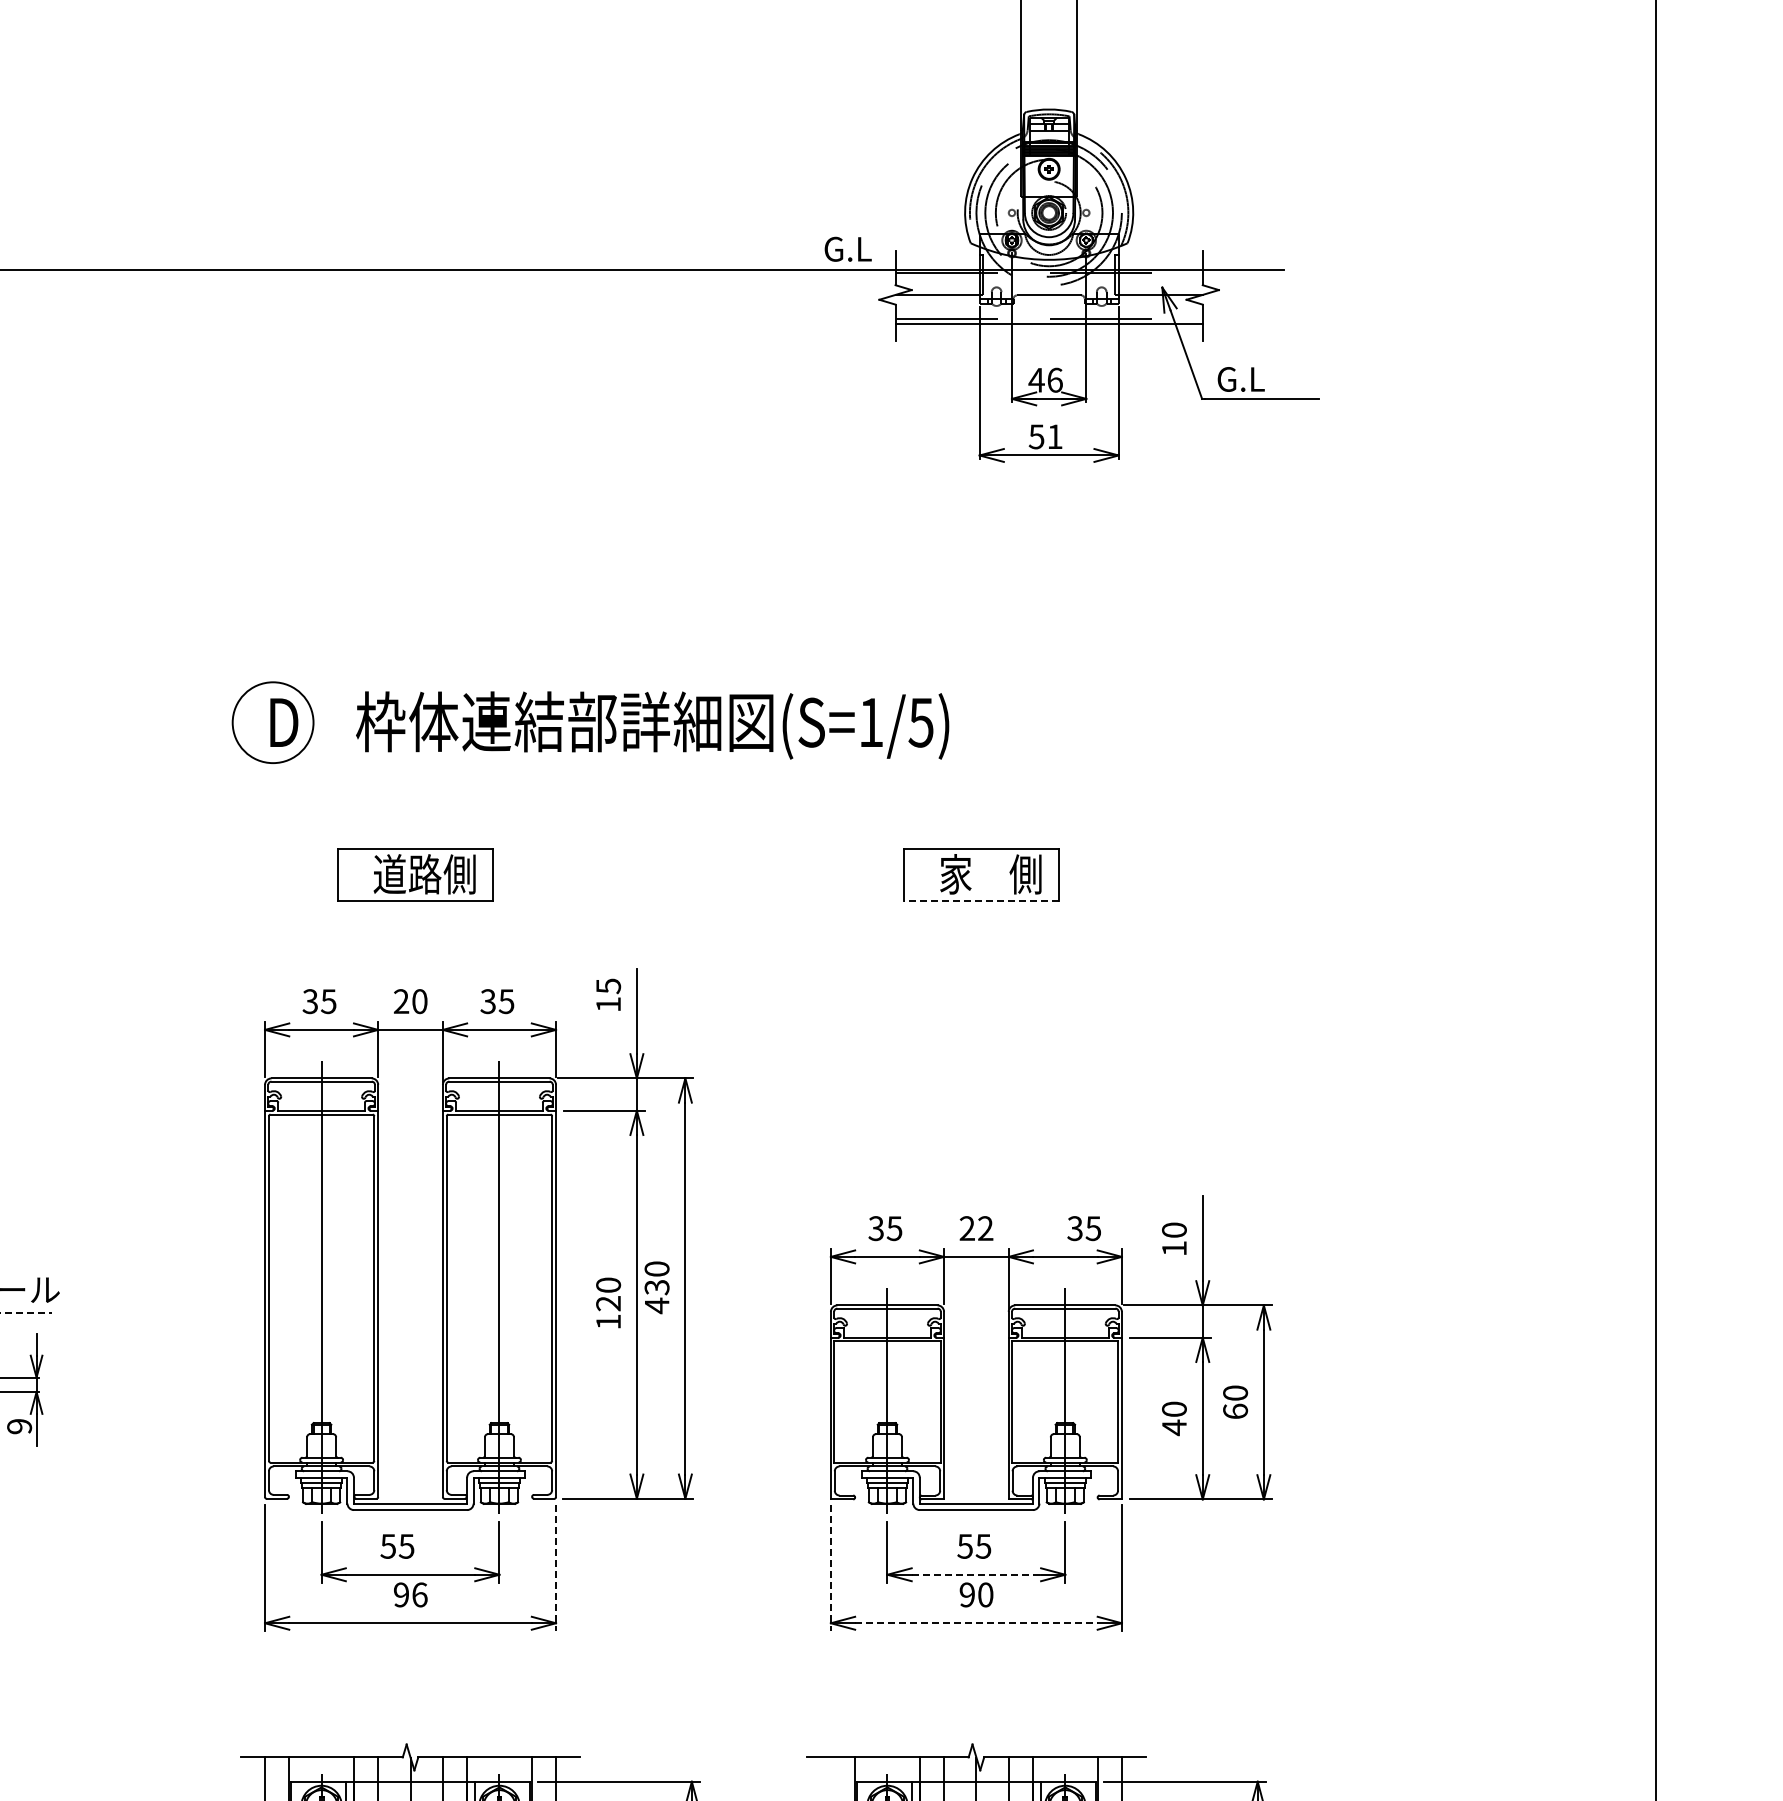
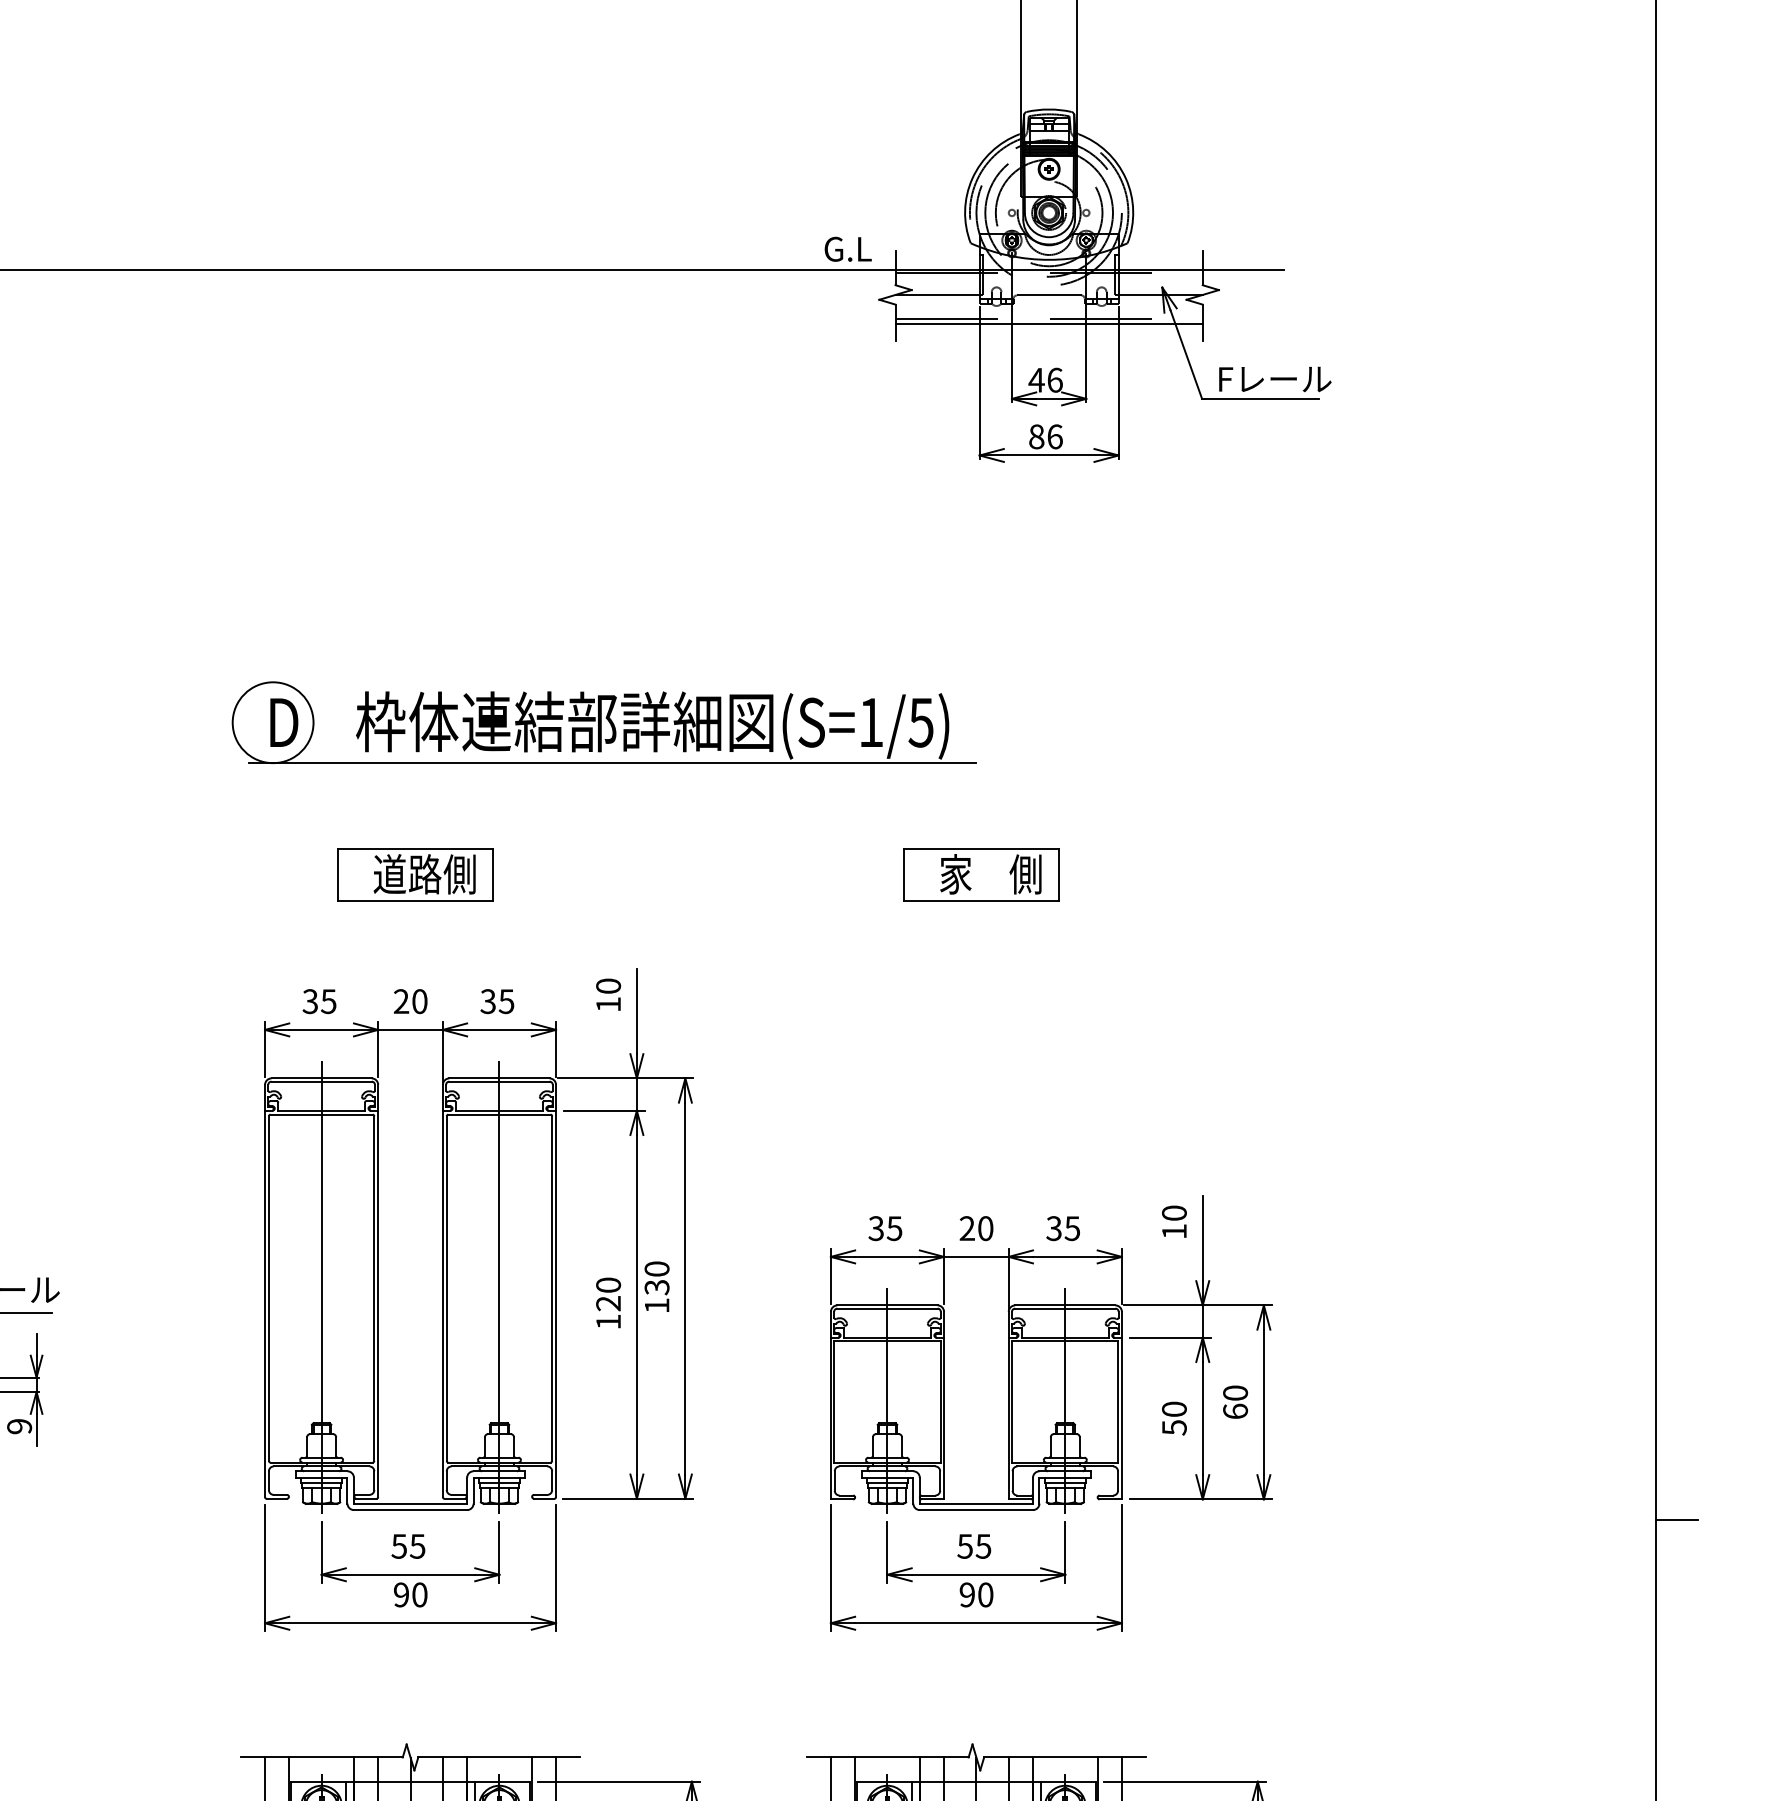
text: G.L -> Fレール (1274, 379)
text: 51 -> 86 (1045, 436)
line: none -> present (612, 763)
line: dashed -> solid (981, 900)
text: 15 -> 10 (608, 986)
text: 22 -> 20 (985, 1228)
text position: (1083, 1228) -> (1062, 1228) (1062, 1228)
text position: (1174, 1238) -> (1174, 1221) (1174, 1221)
text: 430 -> 130 (657, 1305)
line: dashed -> solid (26, 1312)
text: 40 -> 50 (1174, 1427)
line: none -> present (1676, 1520)
text position: (397, 1546) -> (408, 1546) (408, 1546)
line: dashed -> solid (556, 1568)
line: dashed -> solid (830, 1568)
line: dashed -> solid (976, 1574)
text: 96 -> 90 (419, 1594)
line: dashed -> solid (976, 1623)
line: none -> present (830, 1777)
